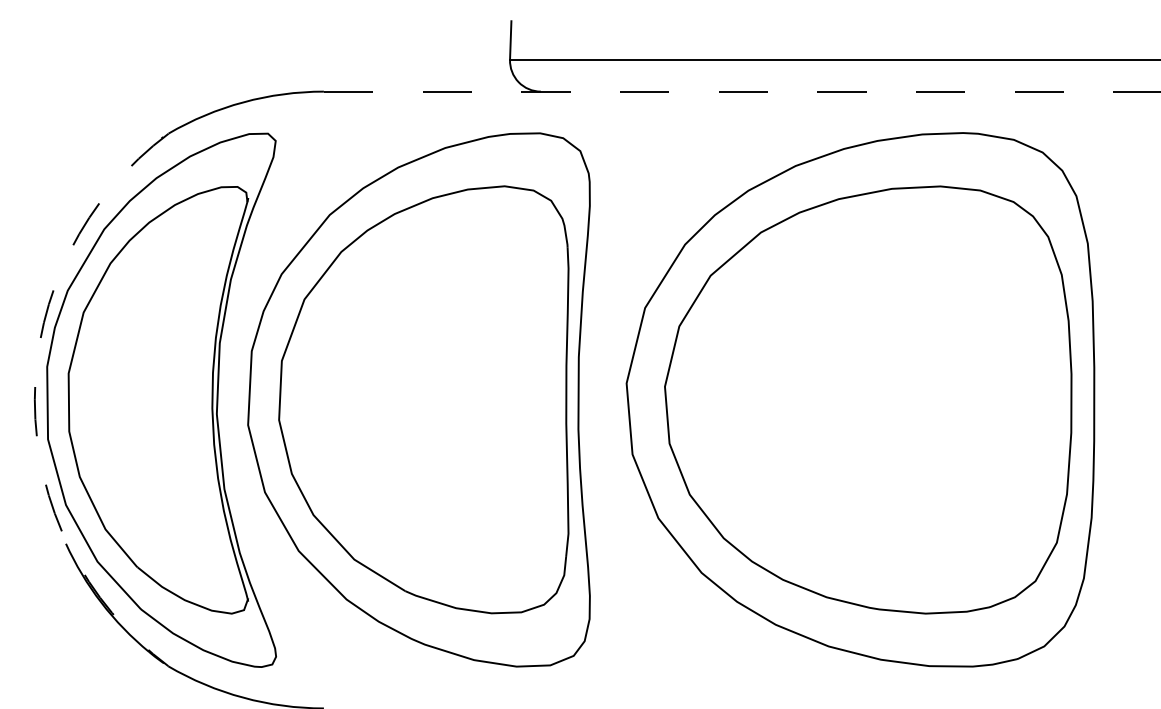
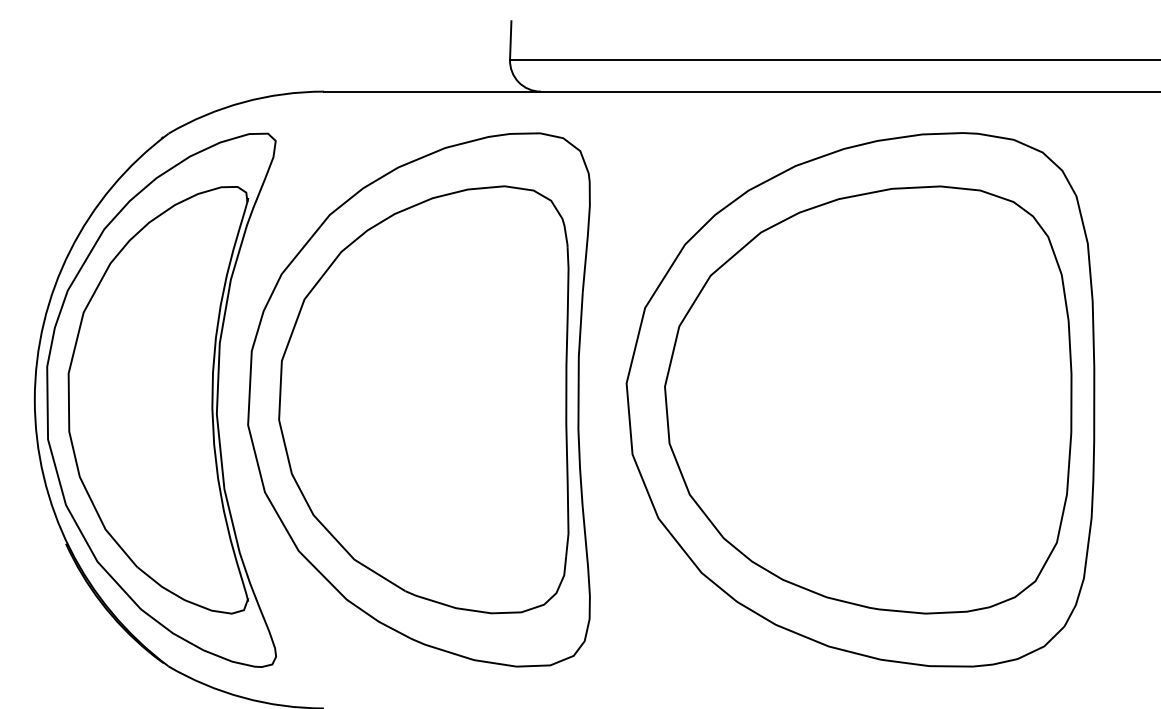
line: dashed -> solid (742, 91)
arc: dashed -> solid (34, 399)
